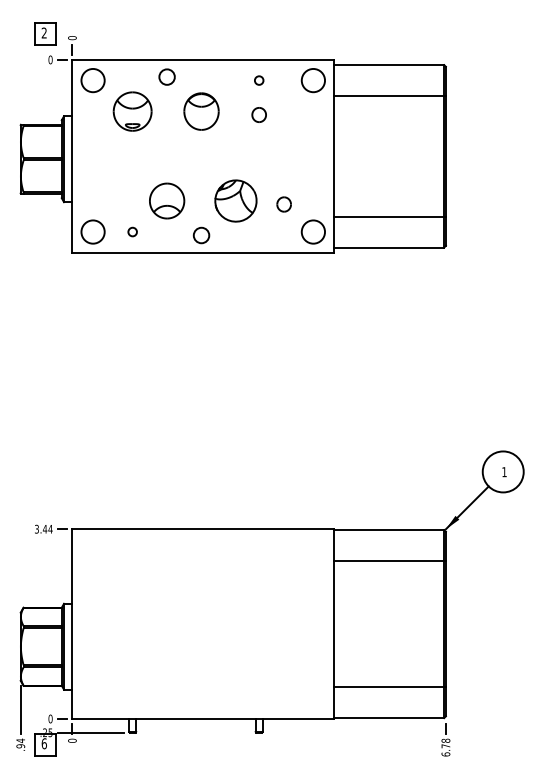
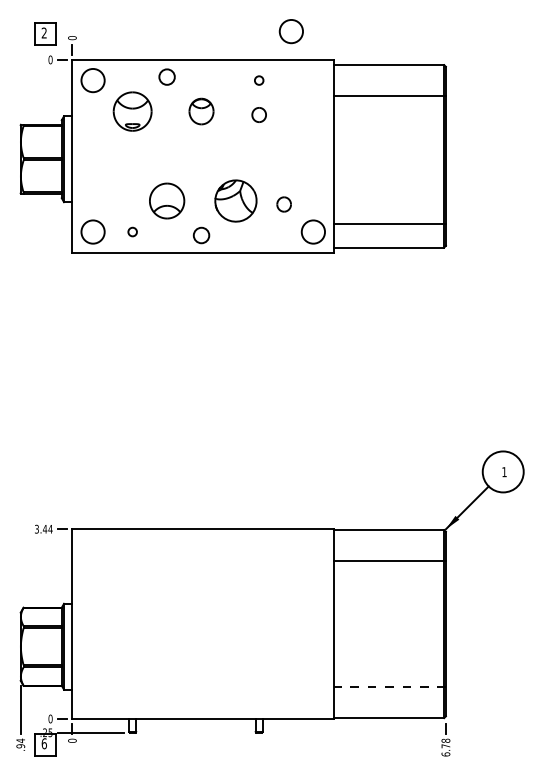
circle position: (312, 80) -> (290, 31) (290, 31)
part size: 37x39 px -> 27x29 px (201, 111)
line position: (389, 216) -> (389, 223) (389, 223)
line: solid -> dashed (389, 687)
